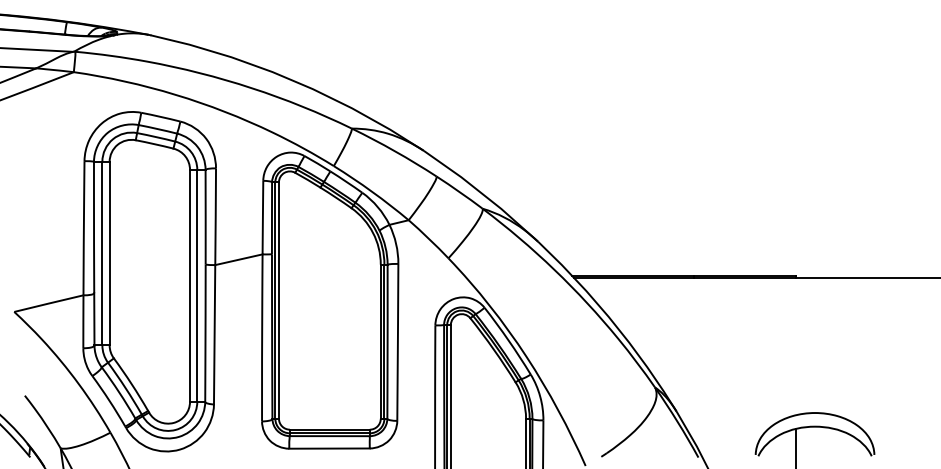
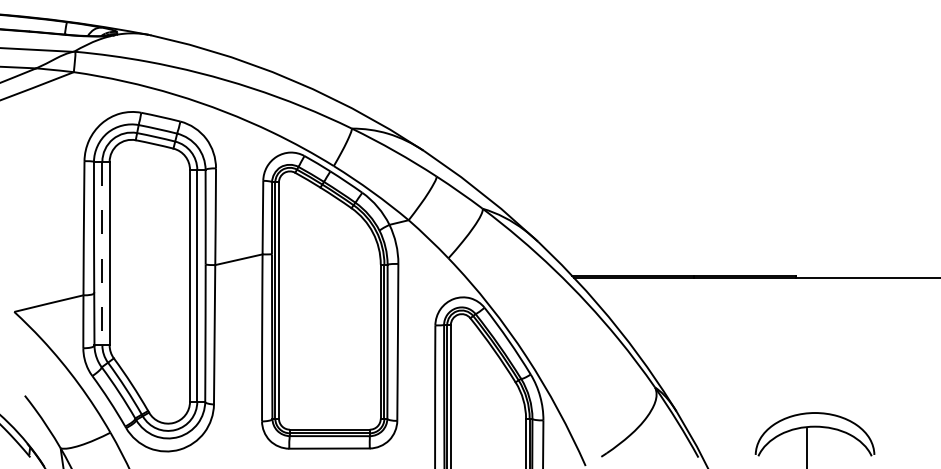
line: solid -> dashed (102, 253)
line position: (795, 447) -> (806, 447) (806, 447)
